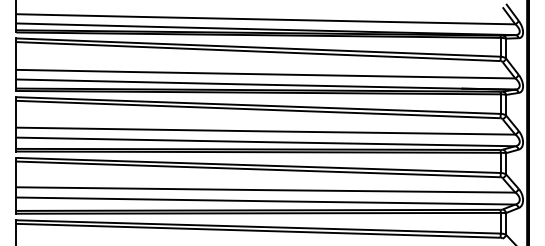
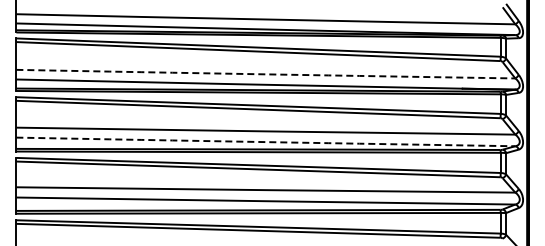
arc: solid -> dashed (265, 74)
arc: solid -> dashed (265, 142)
